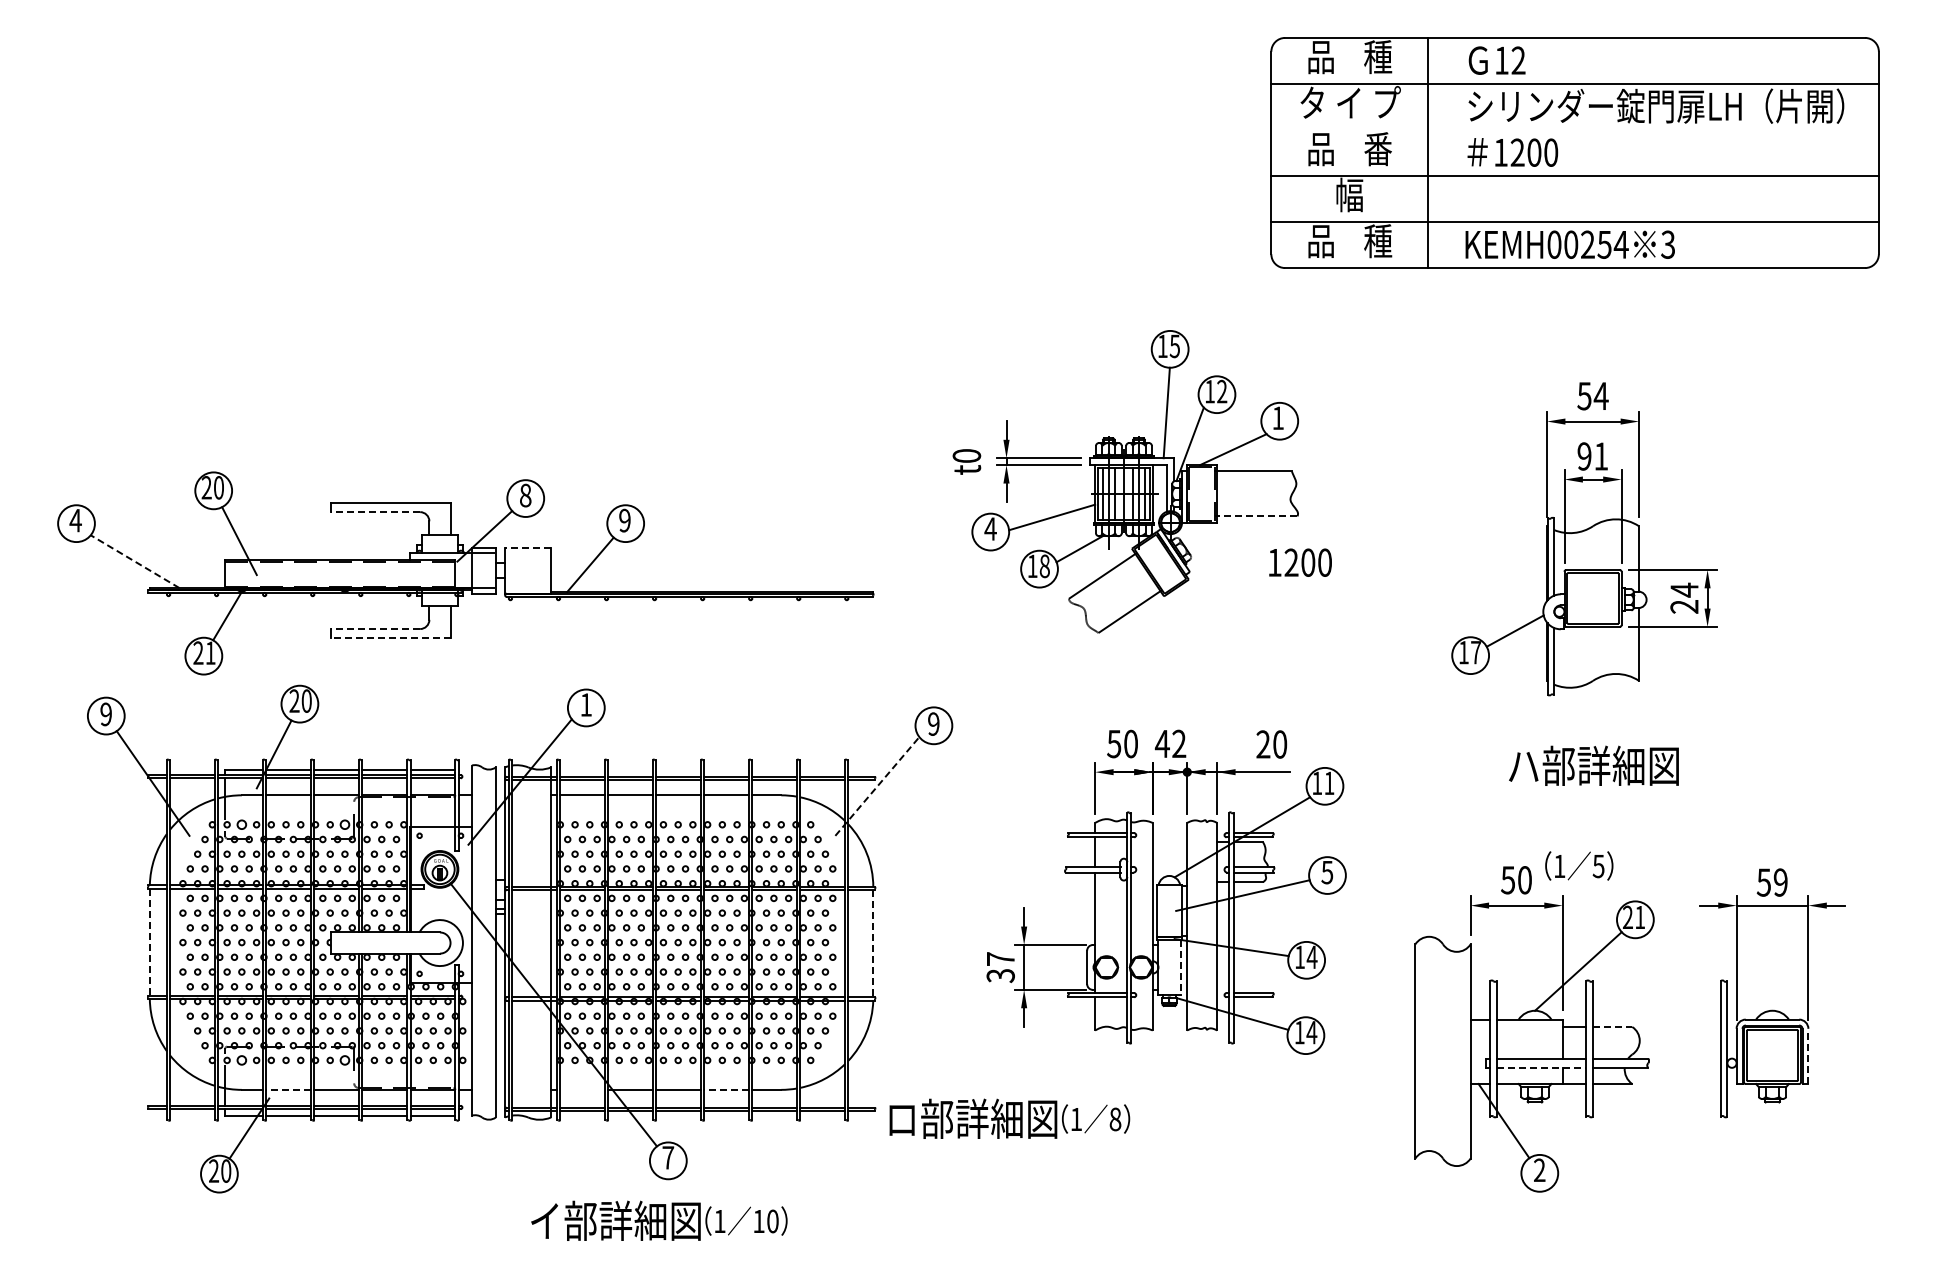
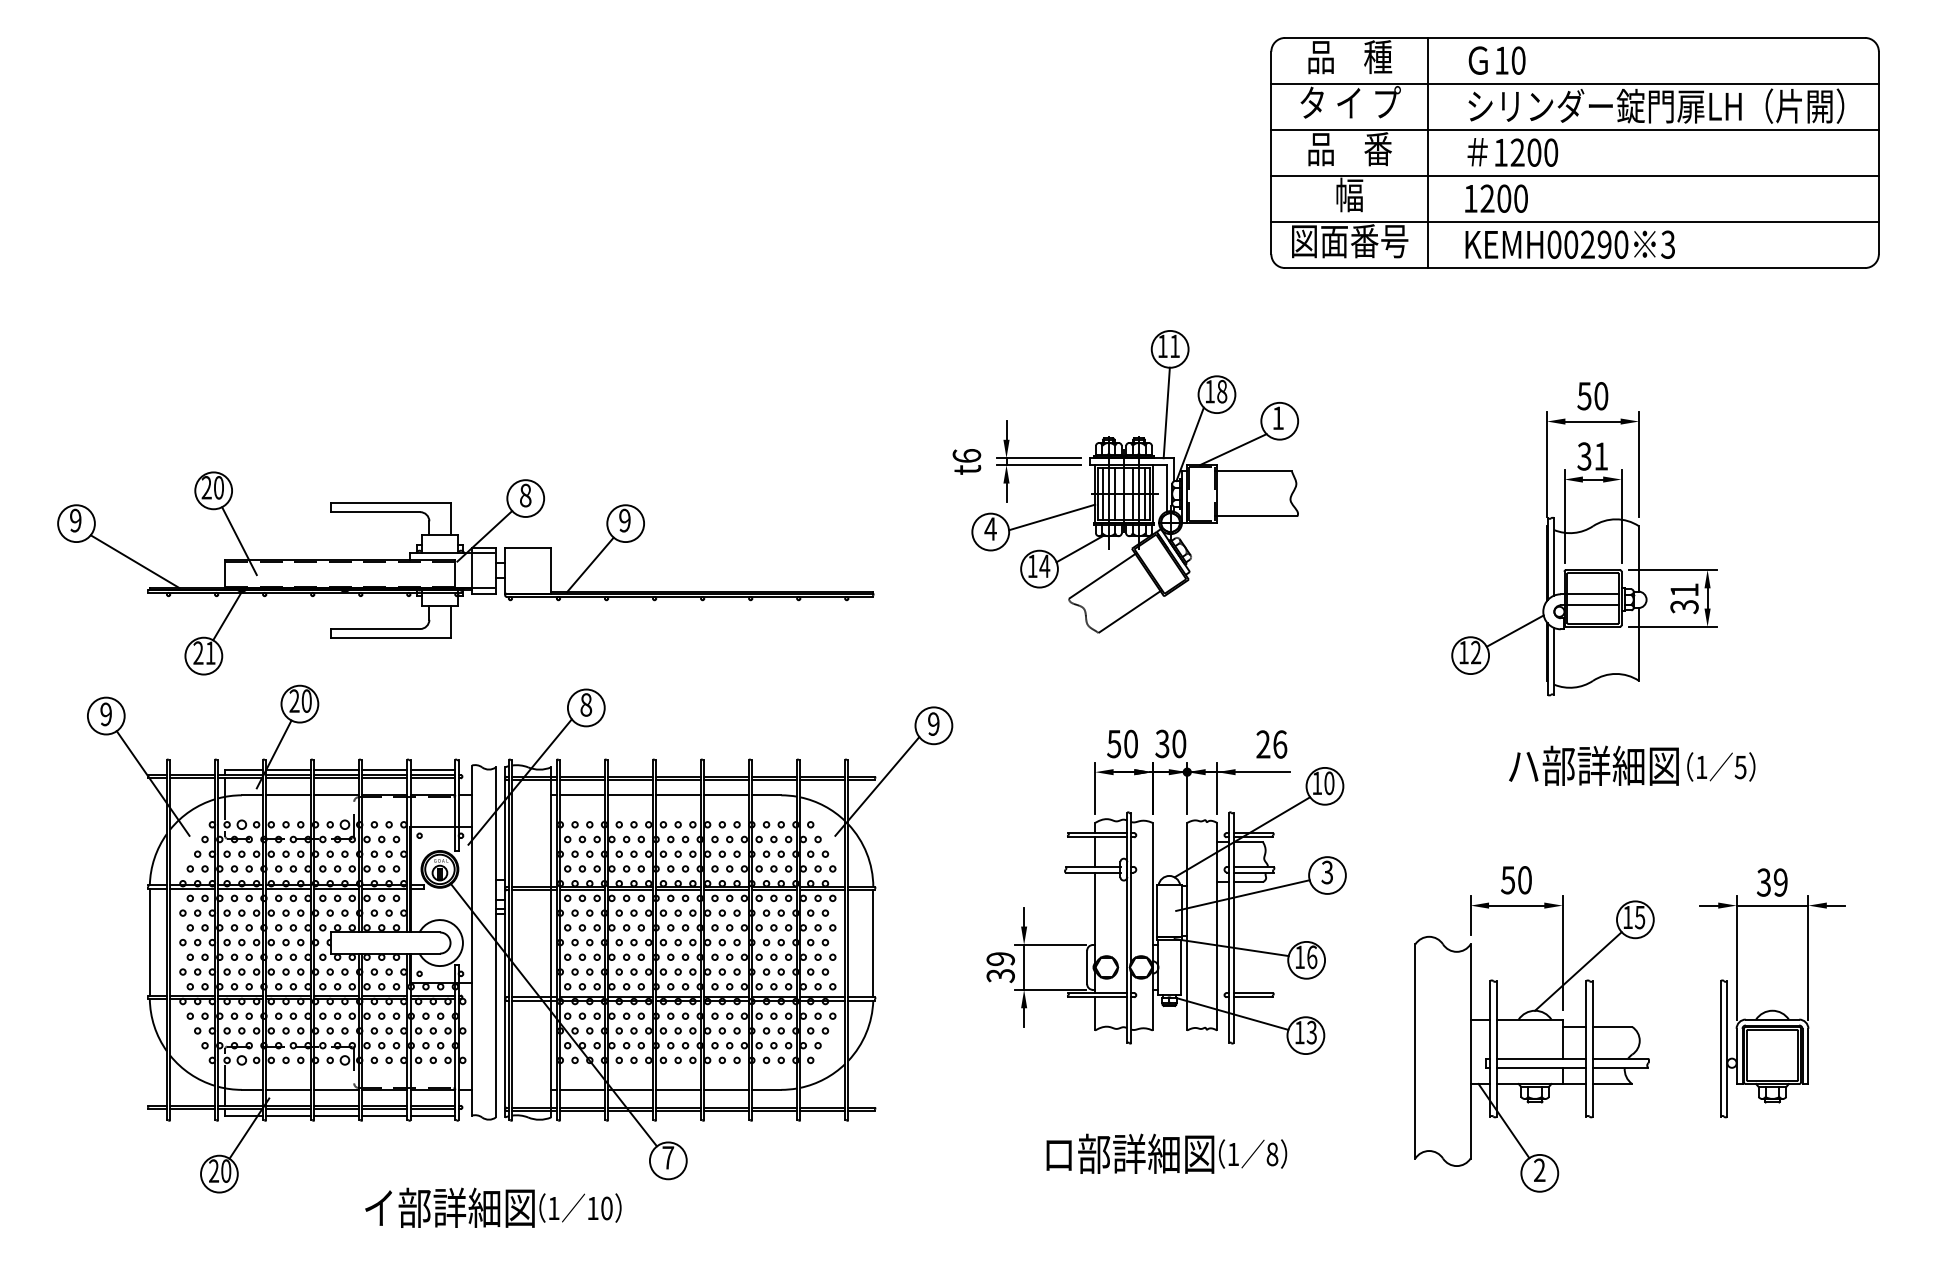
text: 12 -> 10 (1518, 60)
line: none -> present (1574, 129)
text: 品    種 -> 図面番号 (1350, 241)
text: KEMH00254 -> KEMH00290 (1612, 244)
text: 15 -> 11 (1174, 346)
text: 12 -> 18 (1222, 391)
text: 54 -> 50 (1600, 396)
text: t0 -> t6 (966, 455)
text: 91 -> 31 (1584, 456)
line: dashed -> solid (375, 512)
line: dashed -> solid (1255, 516)
text: 4 -> 9 (75, 520)
line: dashed -> solid (527, 547)
line: dashed -> solid (135, 561)
text position: (1300, 562) -> (1496, 198) (1496, 198)
text: 18 -> 14 (1044, 566)
line: none -> present (1592, 594)
text: 24 -> 31 (1684, 597)
line: none -> present (1592, 605)
line: dashed -> solid (375, 629)
line: dashed -> solid (390, 638)
text: 17 -> 12 (1476, 652)
text: 1 -> 8 (586, 704)
text: 42 -> 30 (1170, 743)
text: 20 -> 26 (1280, 744)
text: 11 -> 10 (1329, 783)
line: dashed -> solid (877, 786)
text position: (1579, 865) -> (1721, 766) (1721, 766)
text: 5 -> 3 (1327, 871)
text: 59 -> 39 (1763, 882)
text: 21 -> 15 (1634, 917)
line: dashed -> solid (149, 942)
line: dashed -> solid (873, 944)
text: 14 -> 16 (1311, 957)
text: 37 -> 39 (1000, 959)
line: dashed -> solid (1180, 967)
line: dashed -> solid (1612, 1026)
text: 14 -> 13 (1311, 1032)
line: dashed -> solid (1808, 1056)
line: dashed -> solid (1541, 1067)
line: dashed -> solid (288, 1089)
line: none -> present (582, 1089)
line: dashed -> solid (726, 1089)
text position: (1009, 1118) -> (1166, 1153) (1166, 1153)
text position: (659, 1220) -> (493, 1207) (493, 1207)
